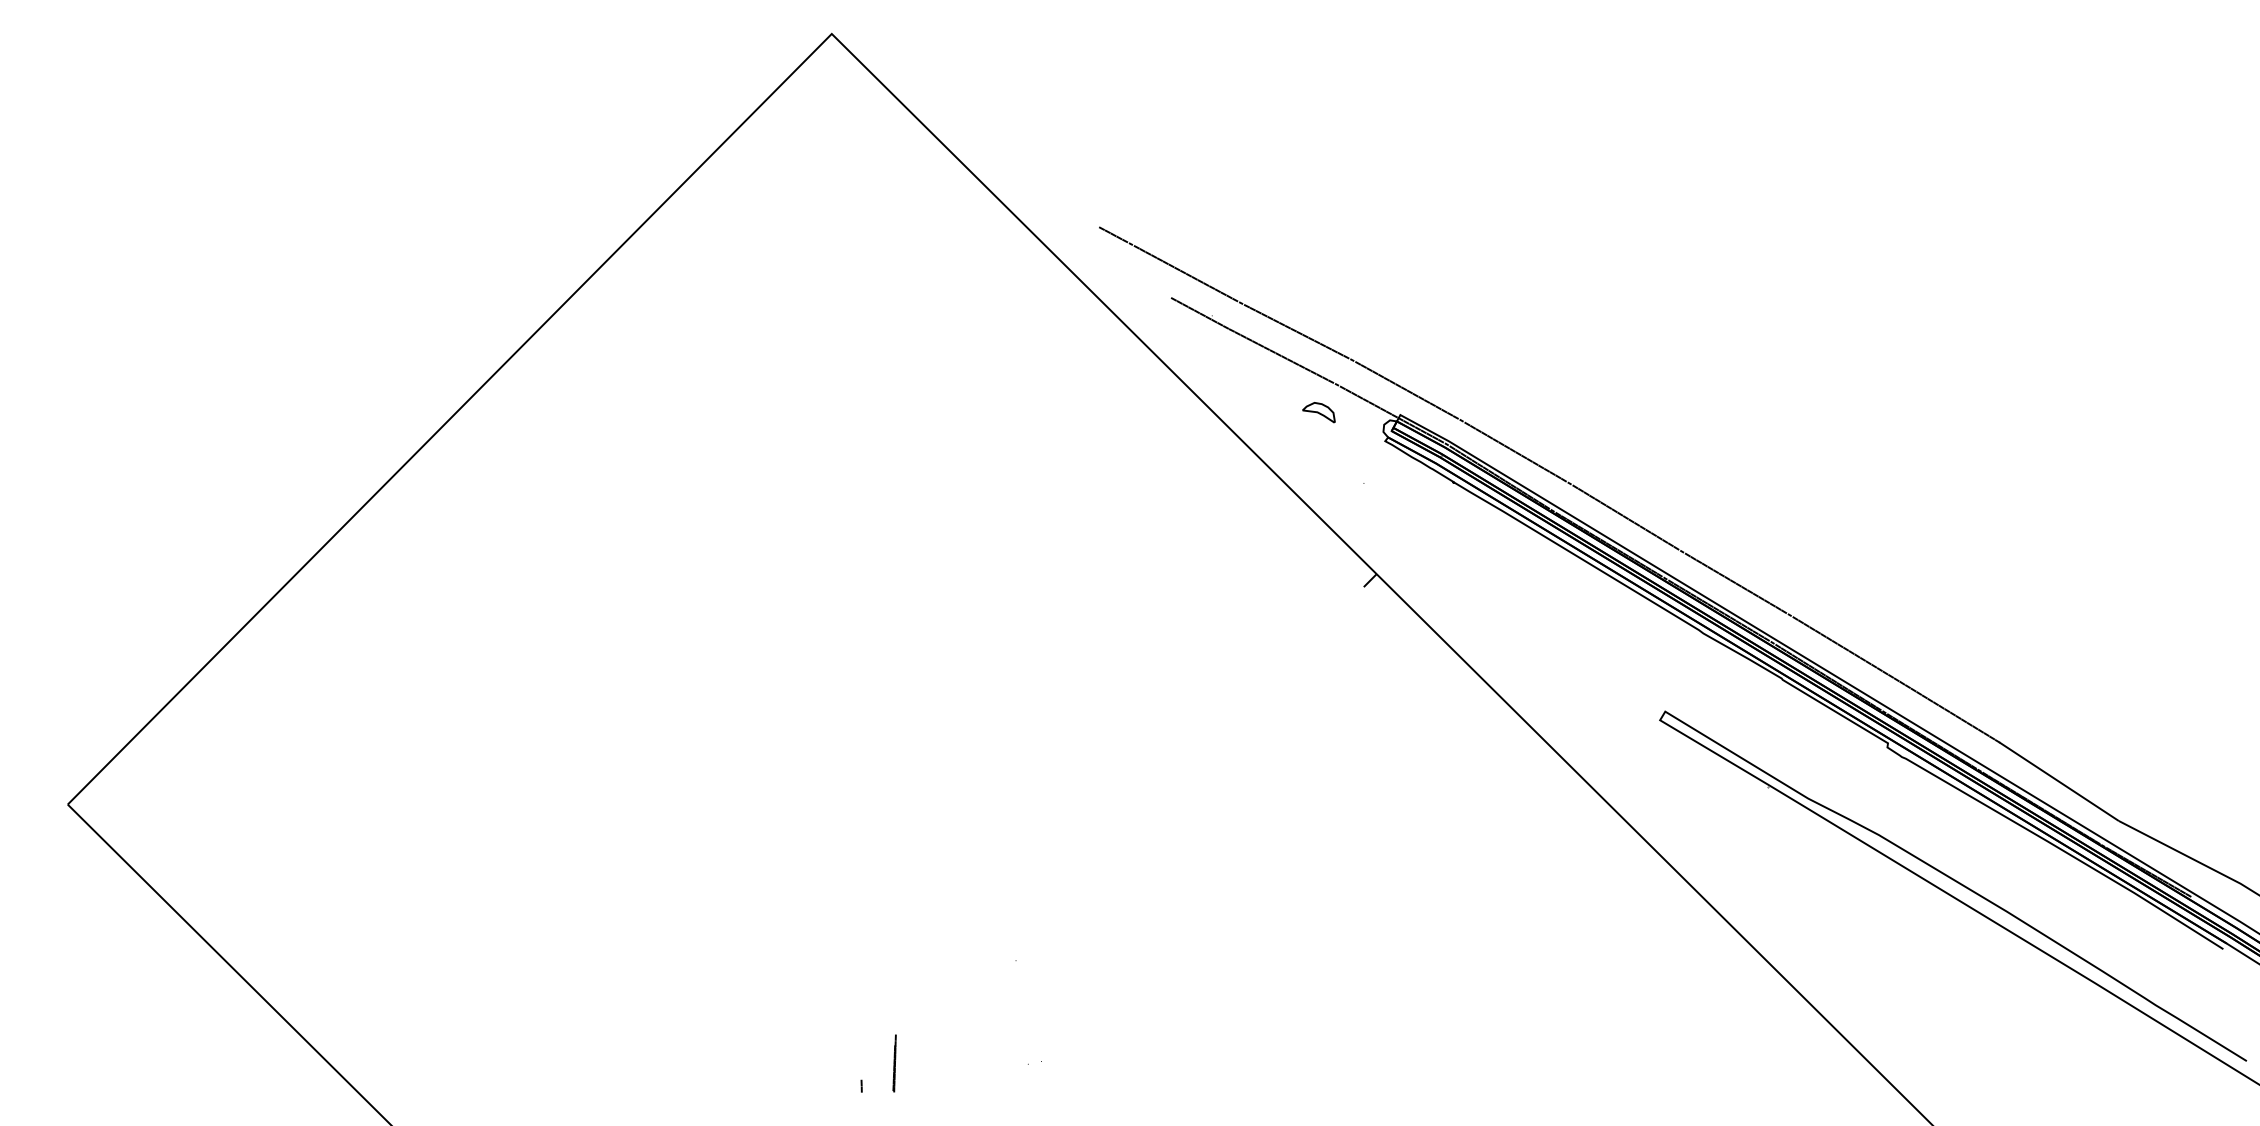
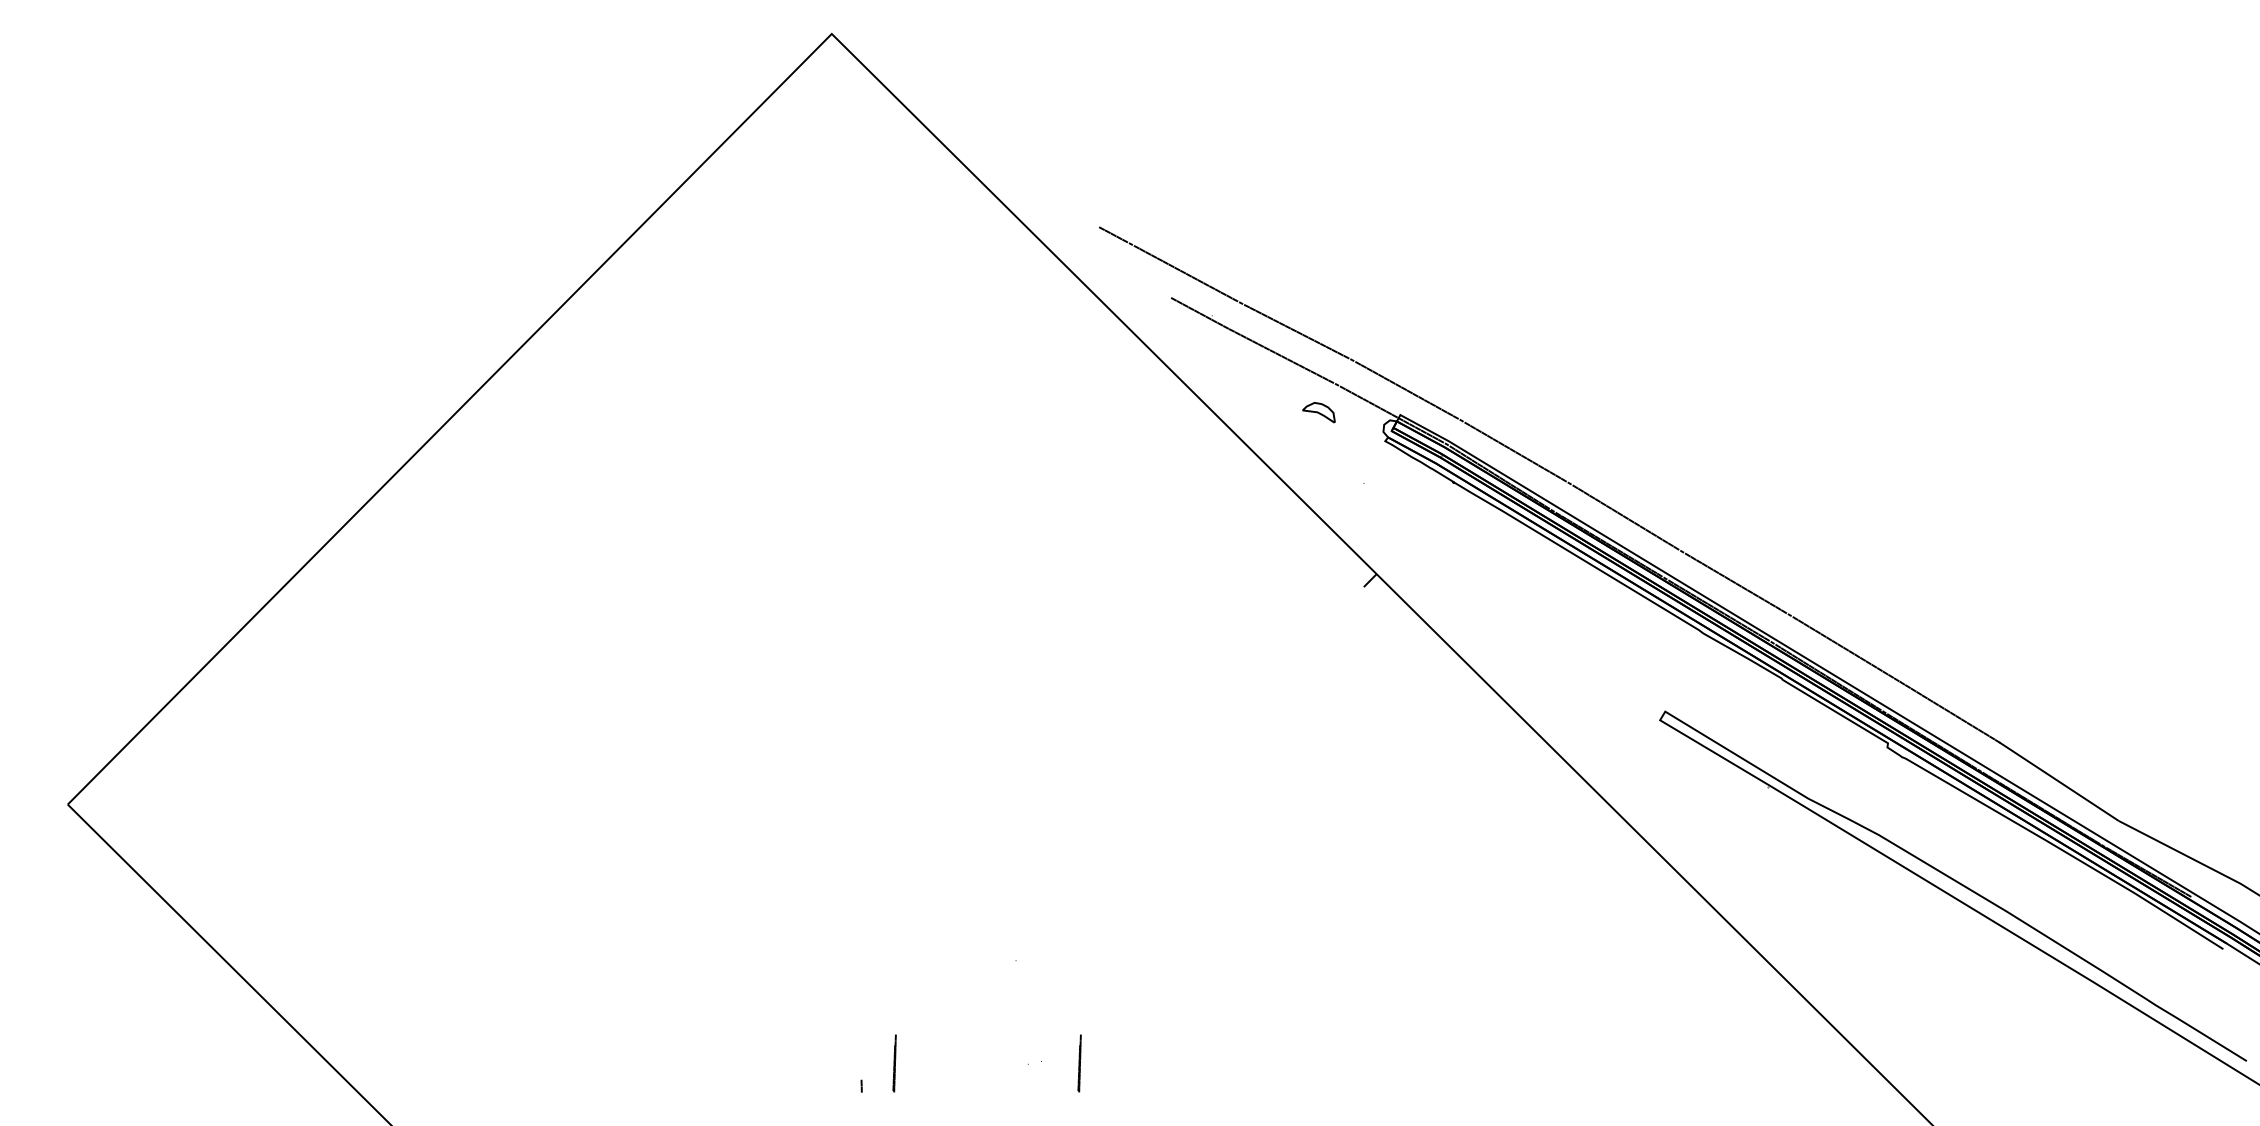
line: none -> present (1079, 1063)
